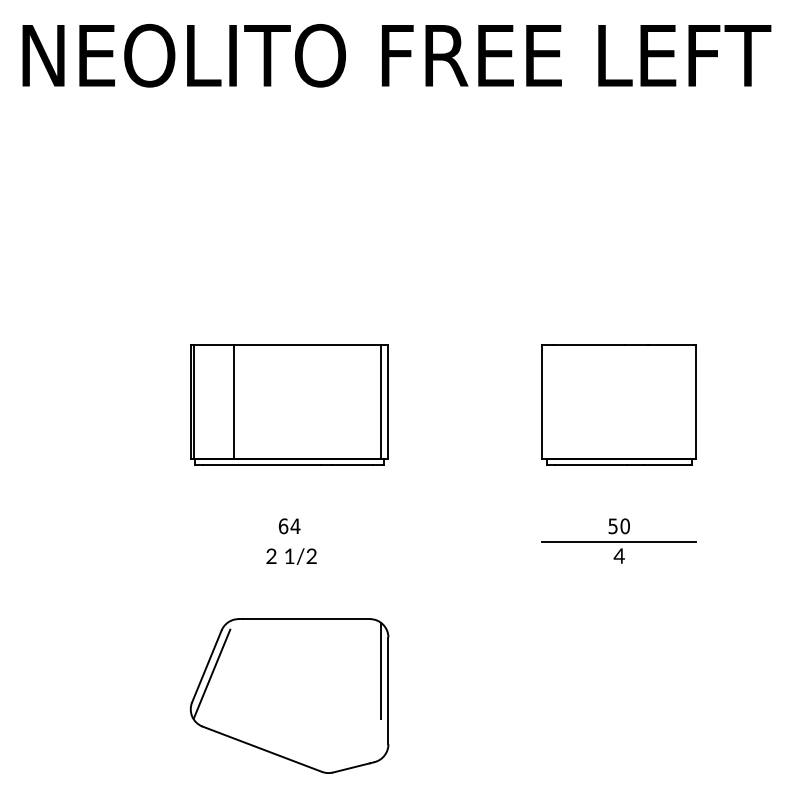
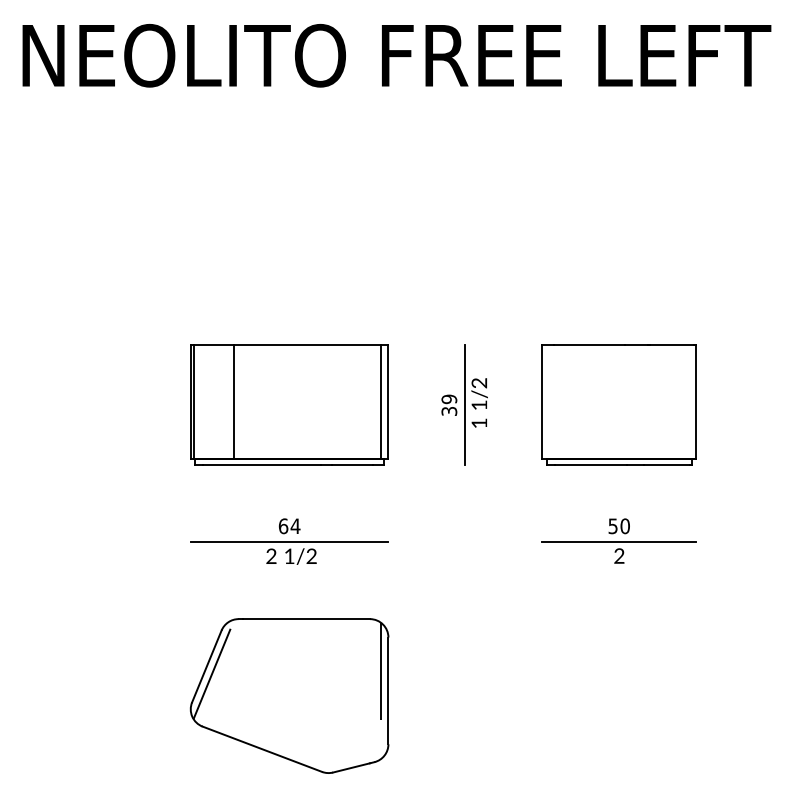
part: none -> present (464, 404)
line: none -> present (289, 542)
text: 4\f] -> 2\f] (618, 555)
